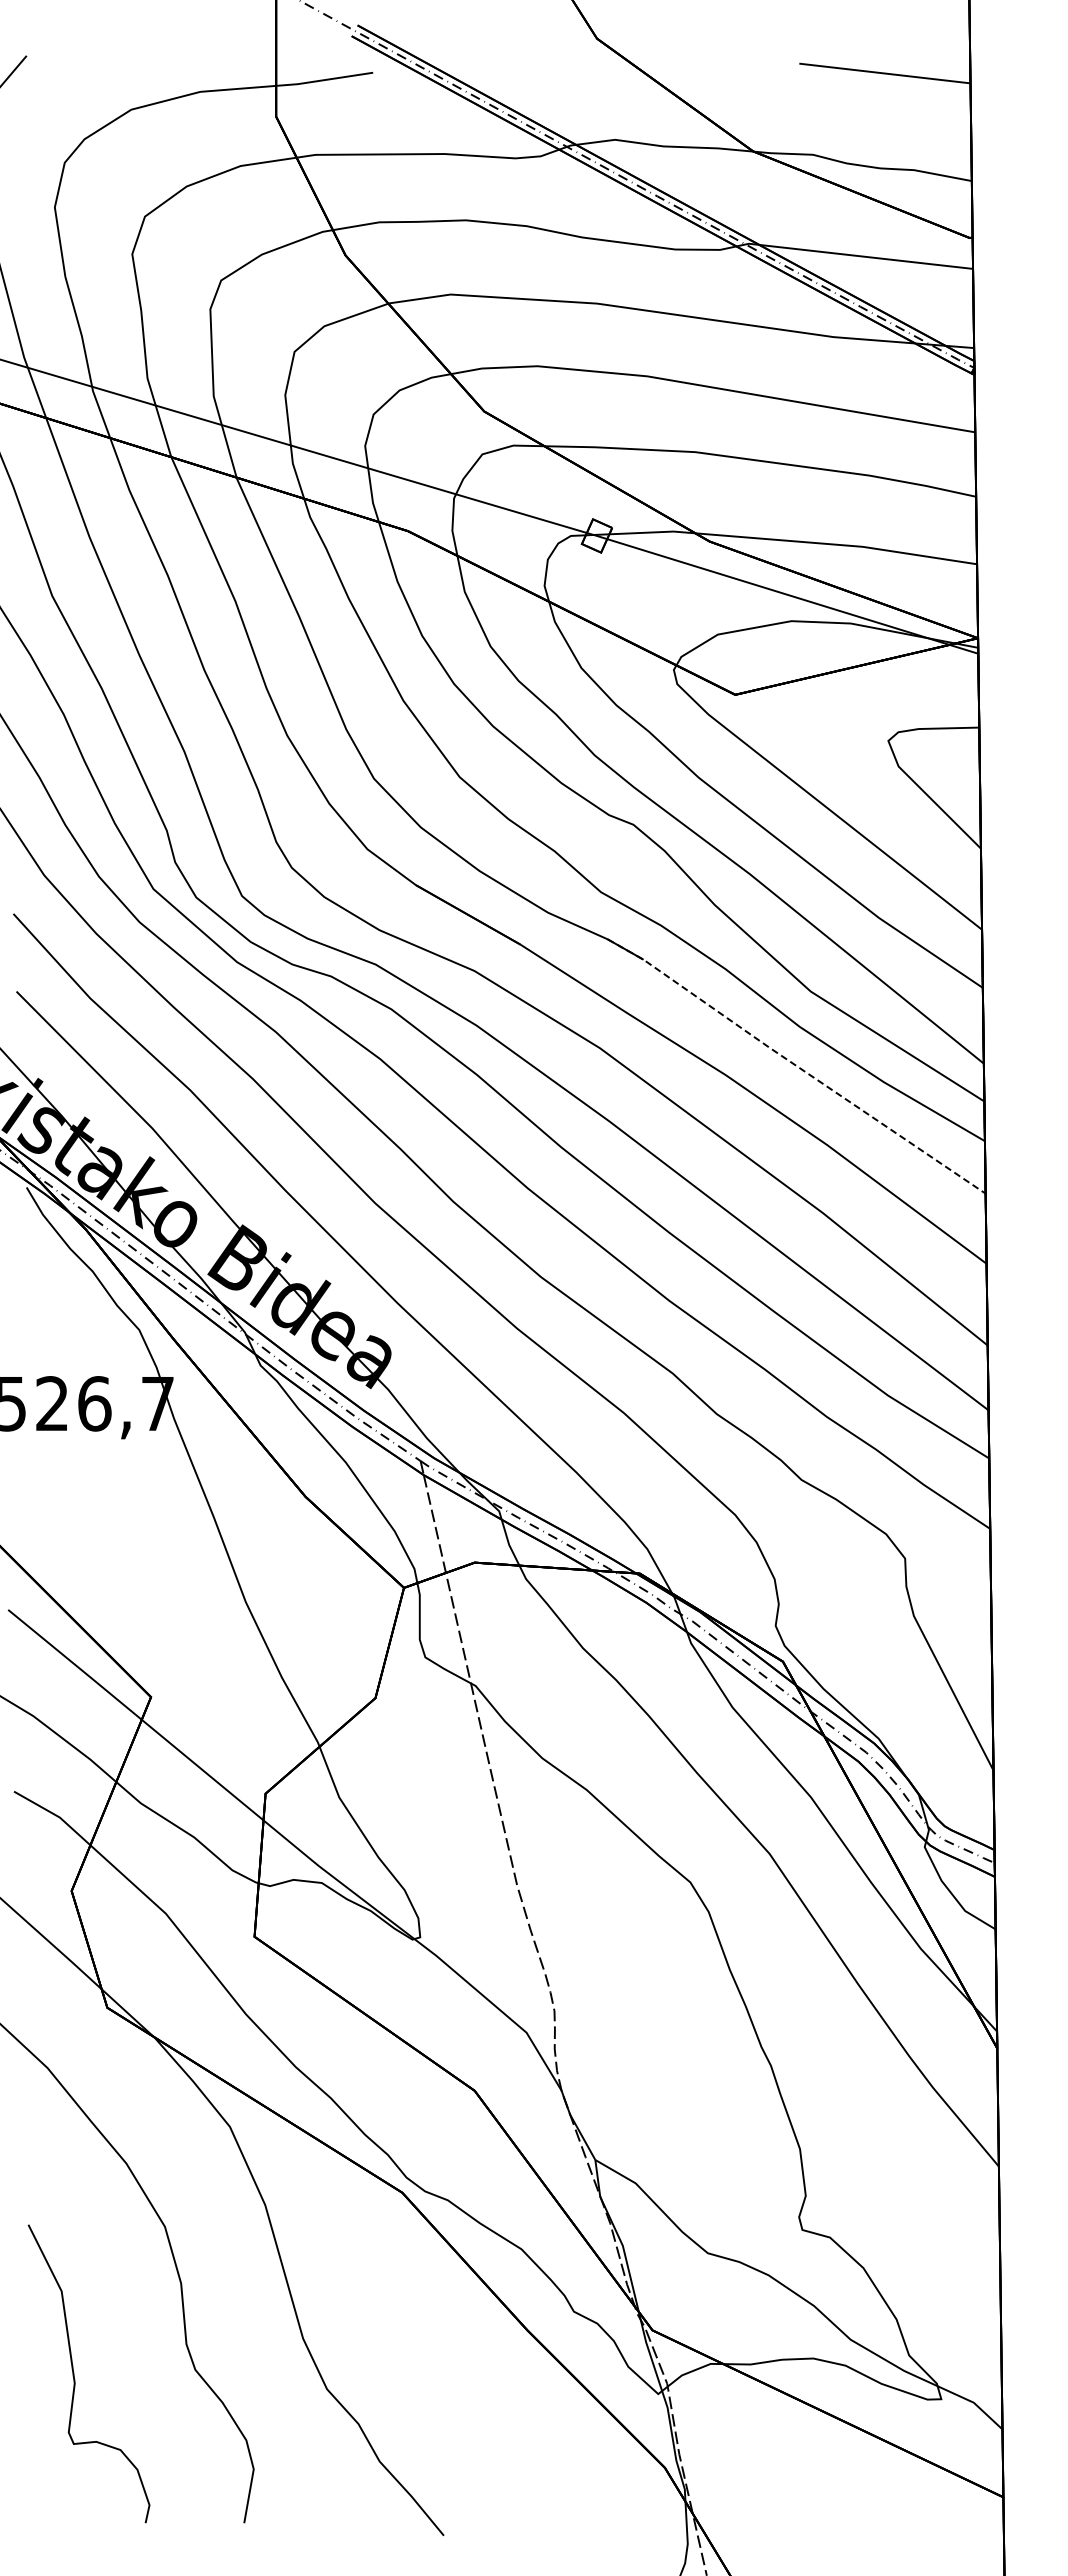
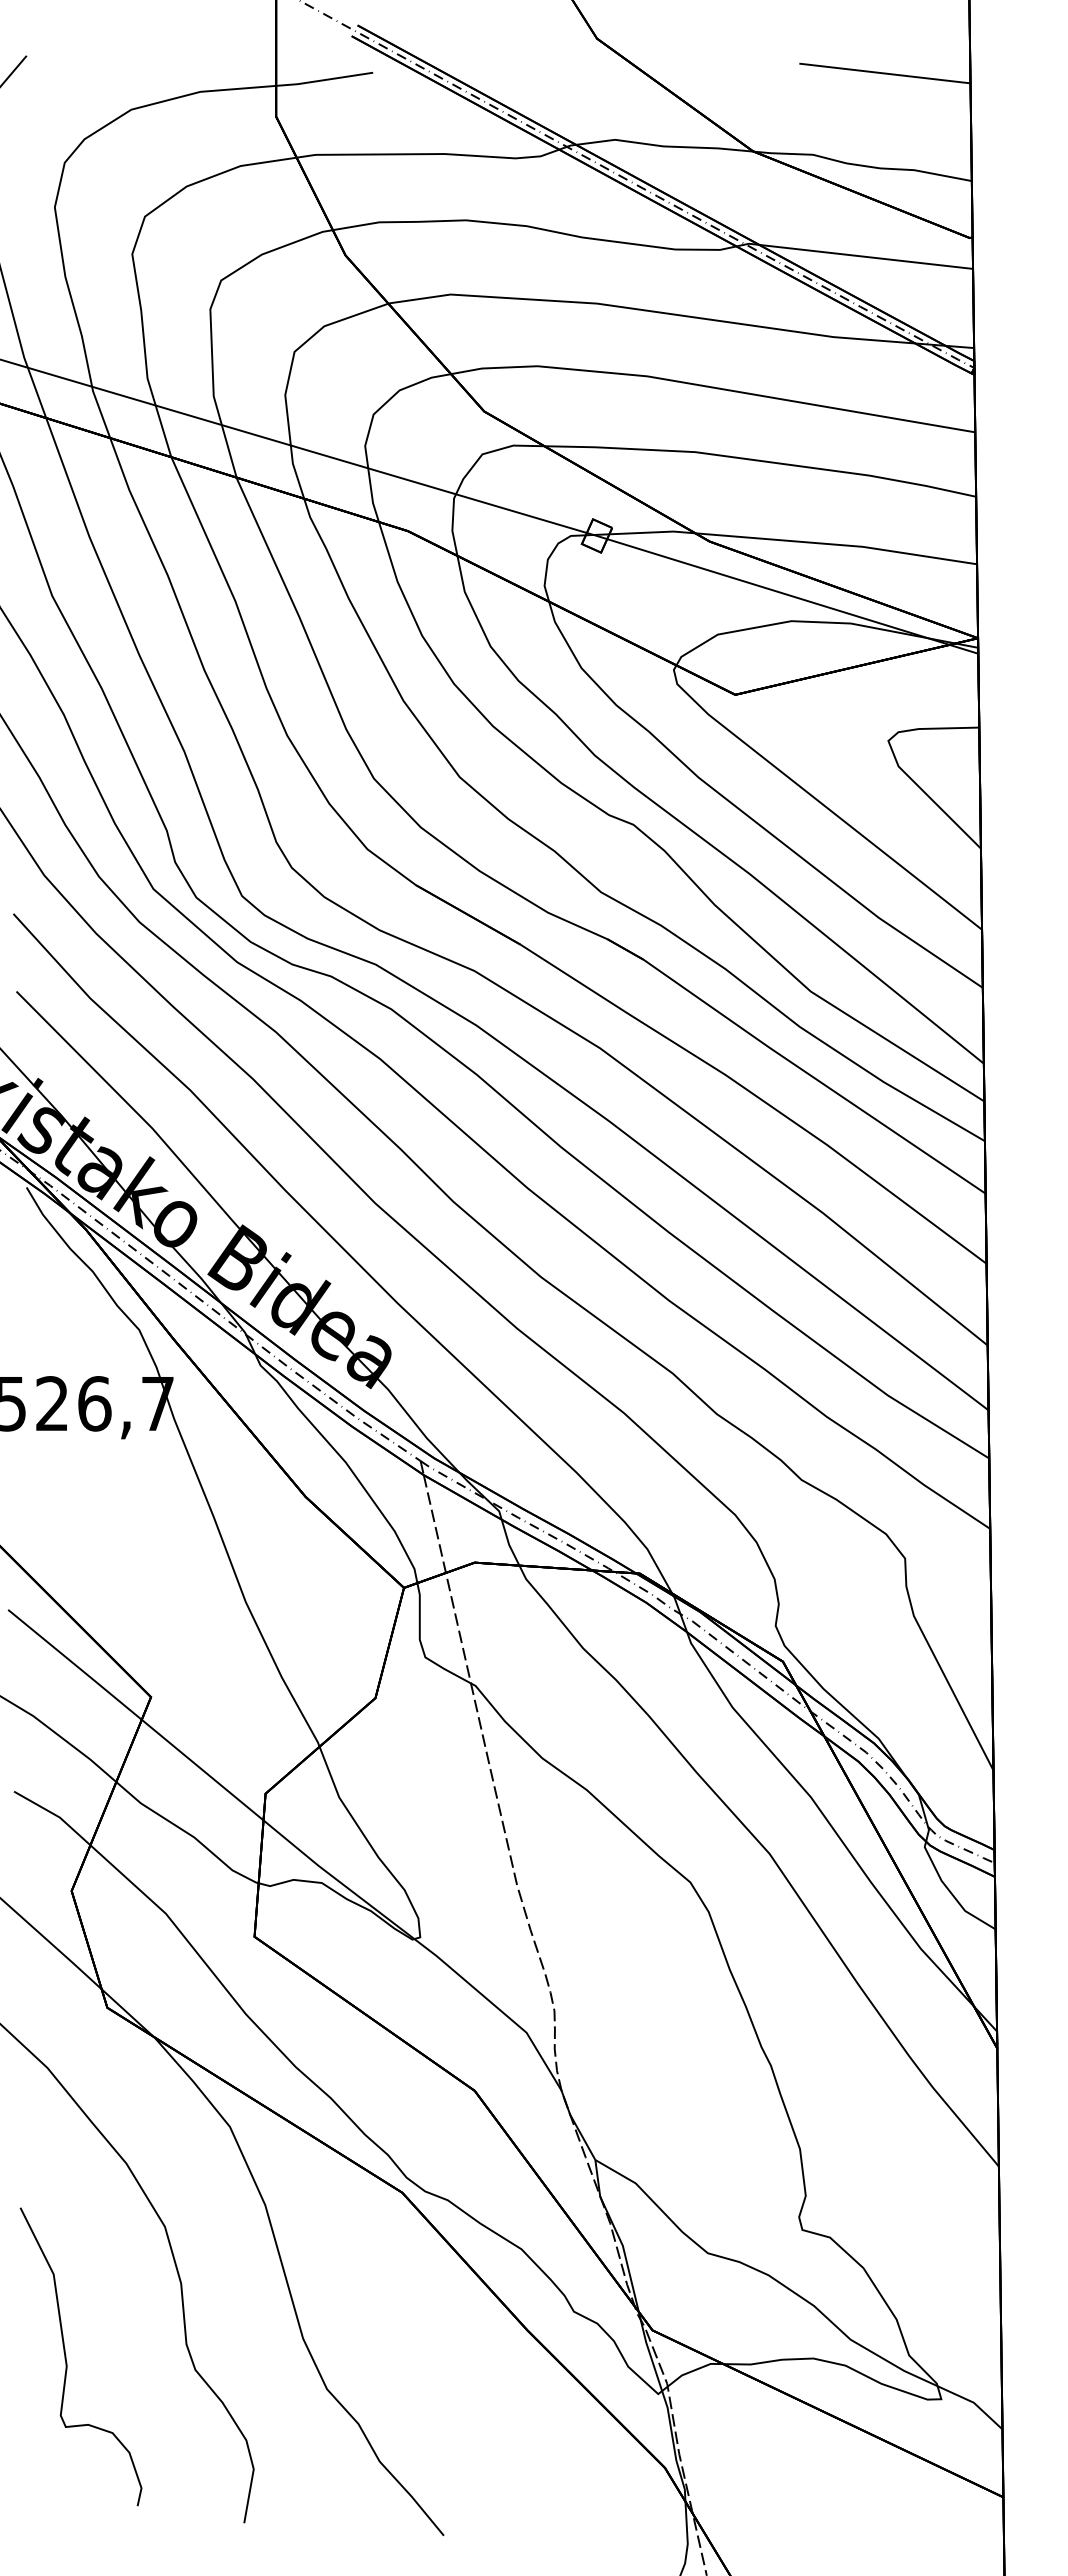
line: dashed -> solid (796, 1065)
curve position: (74, 2373) -> (66, 2356) (66, 2356)
